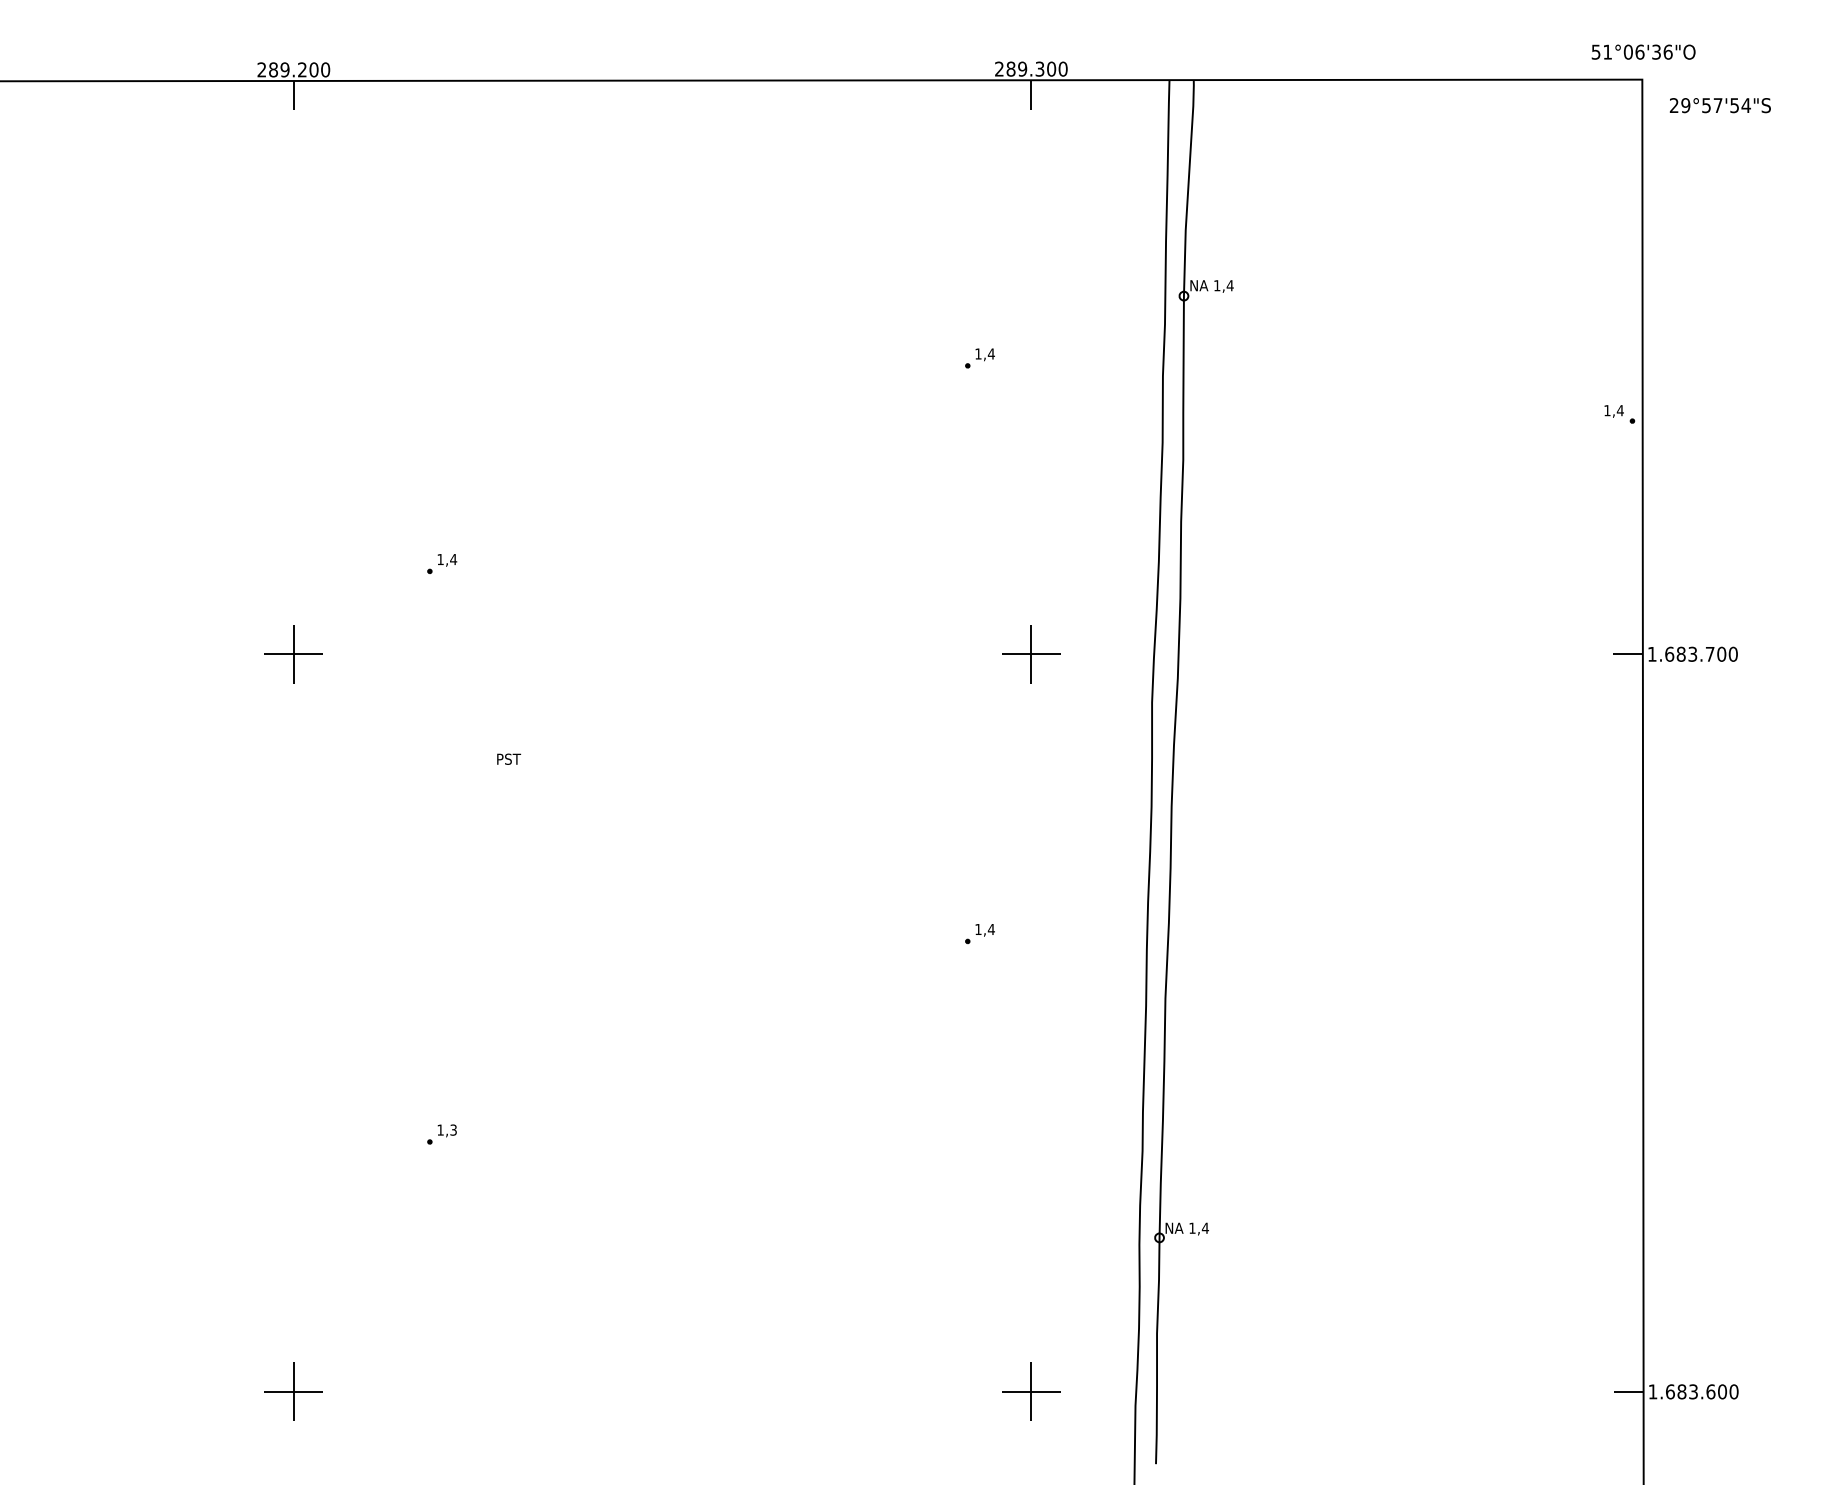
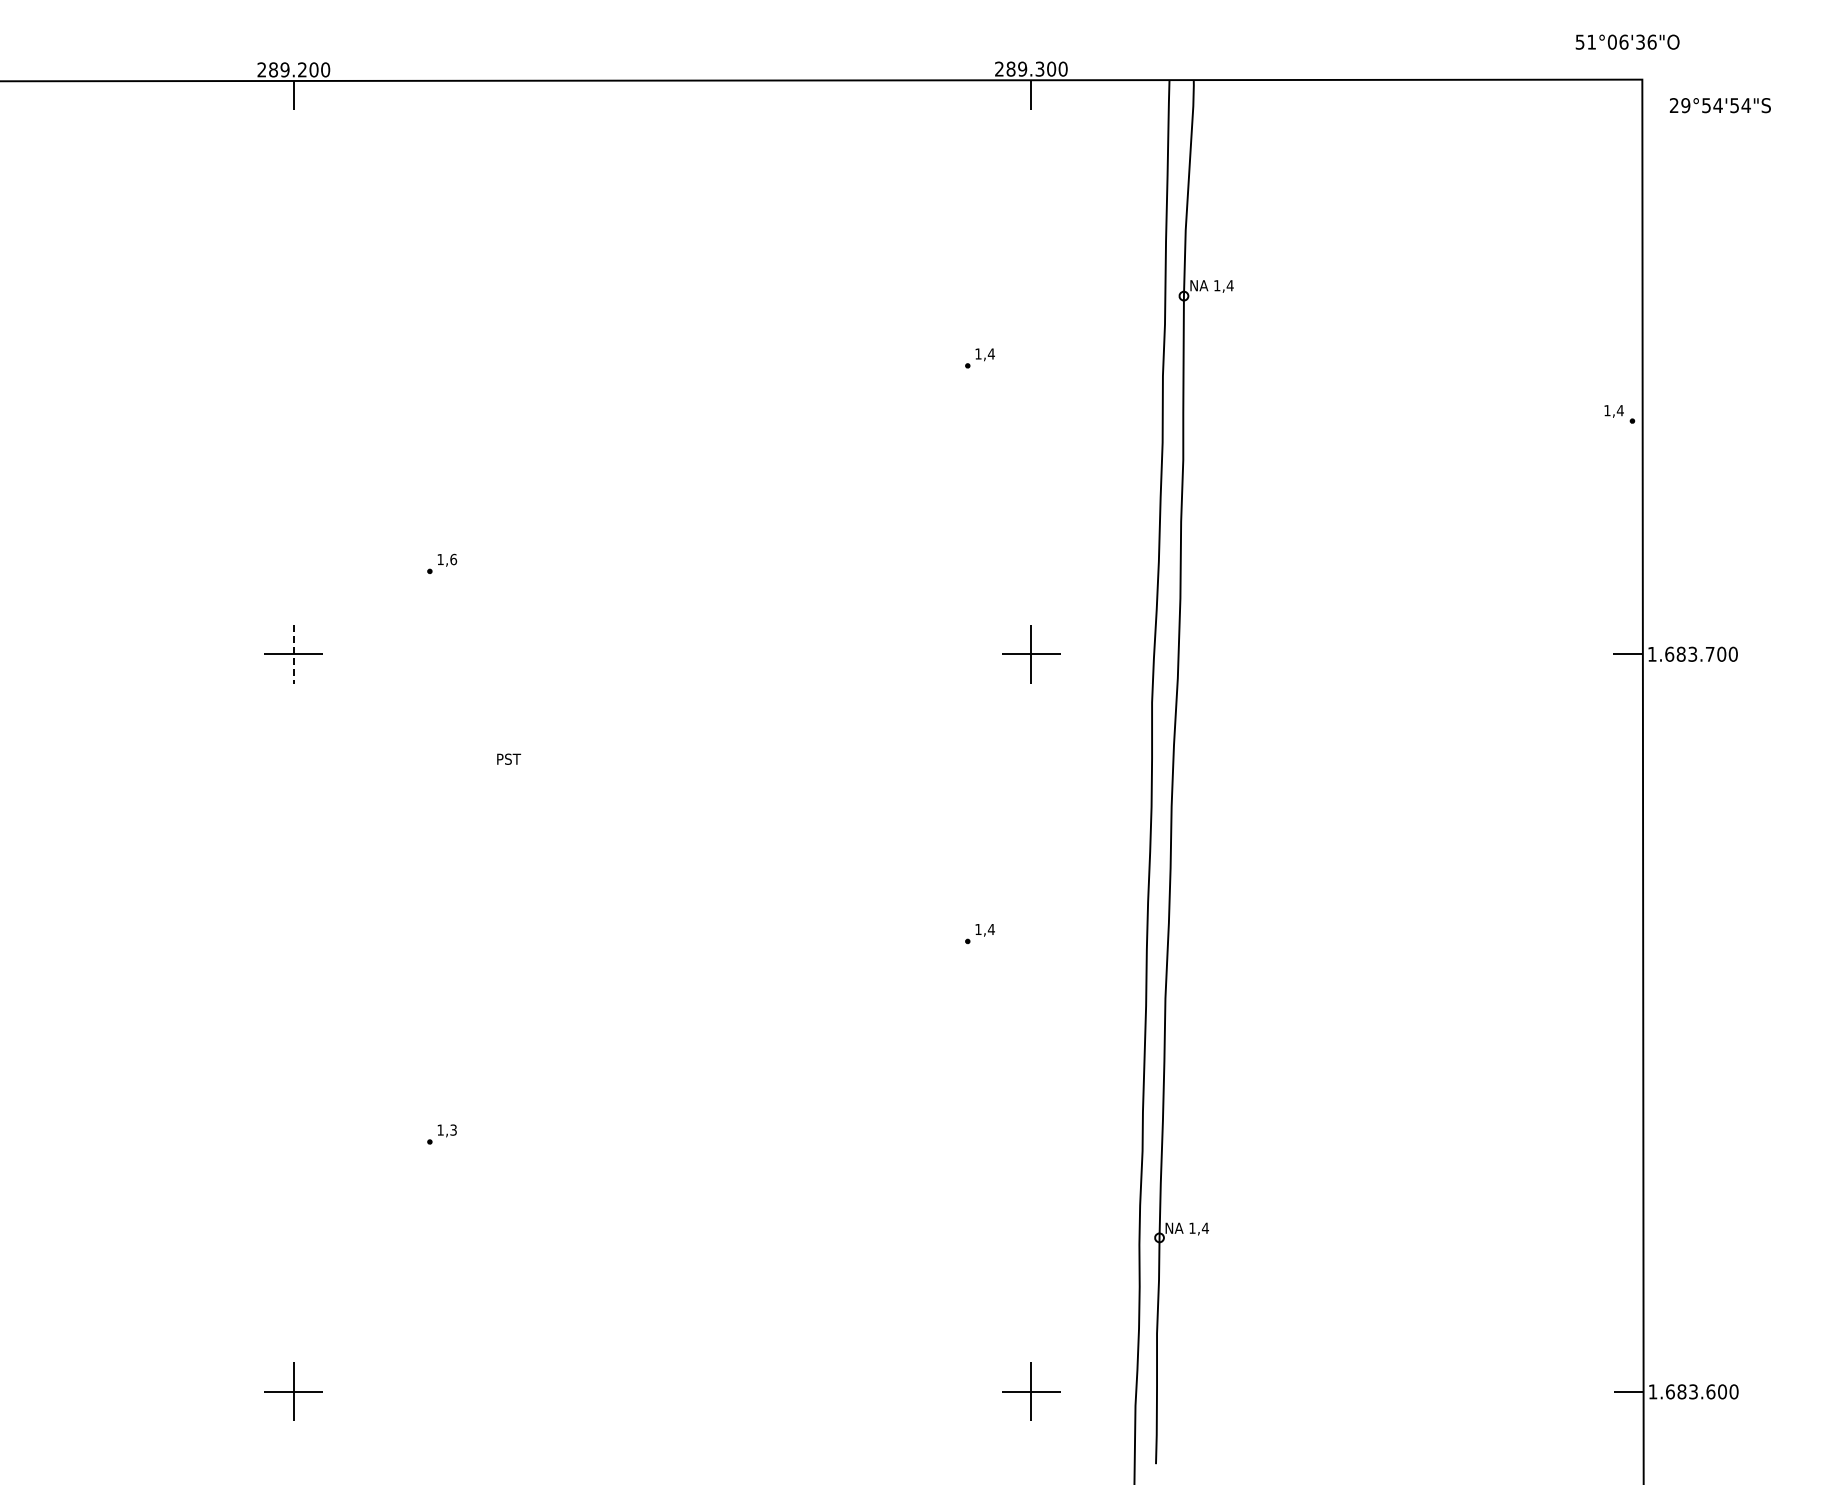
text position: (1643, 51) -> (1627, 41) (1627, 41)
text: 29°57'54"S -> 29°54'54"S (1717, 105)
text: 1,4 -> 1,6 (453, 559)
line: solid -> dashed (293, 654)
